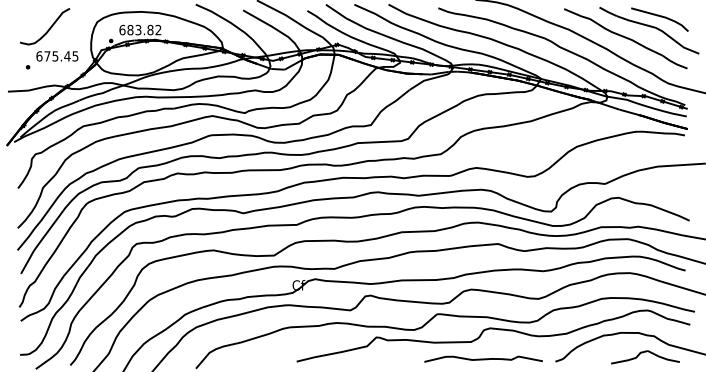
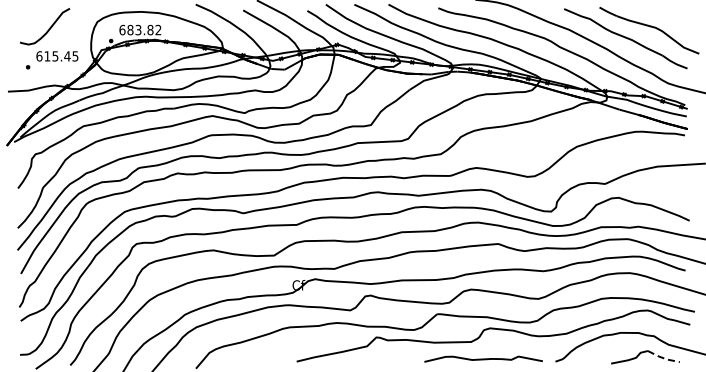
line: present -> none (660, 17)
text: 675.45 -> 615.45 (47, 56)
line: solid -> dashed (663, 358)
